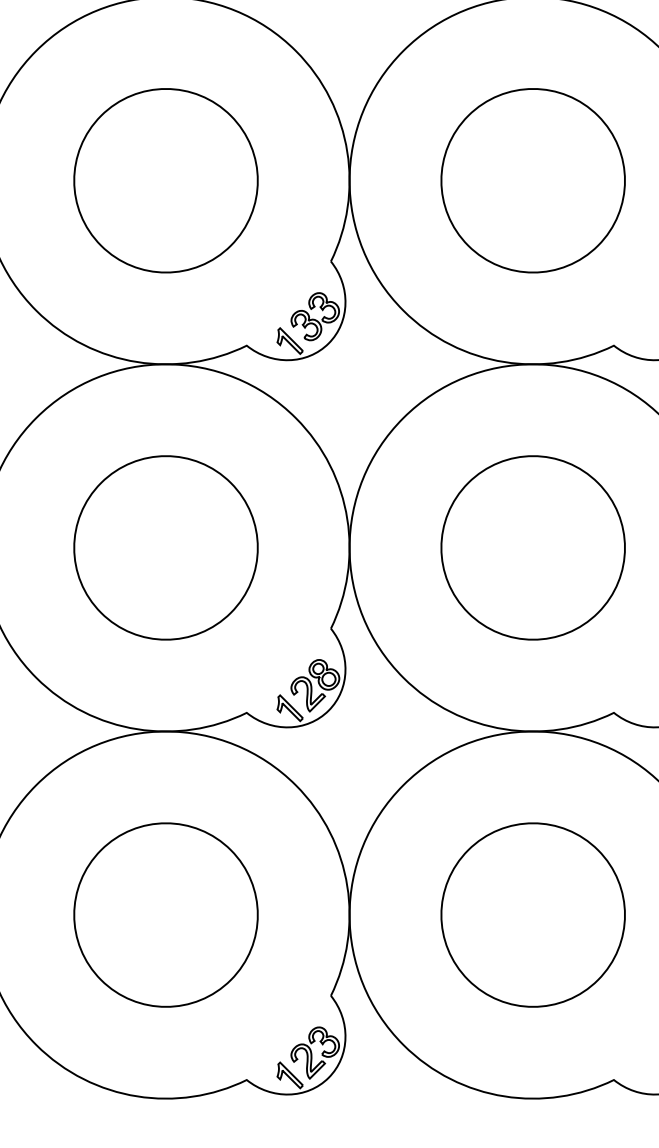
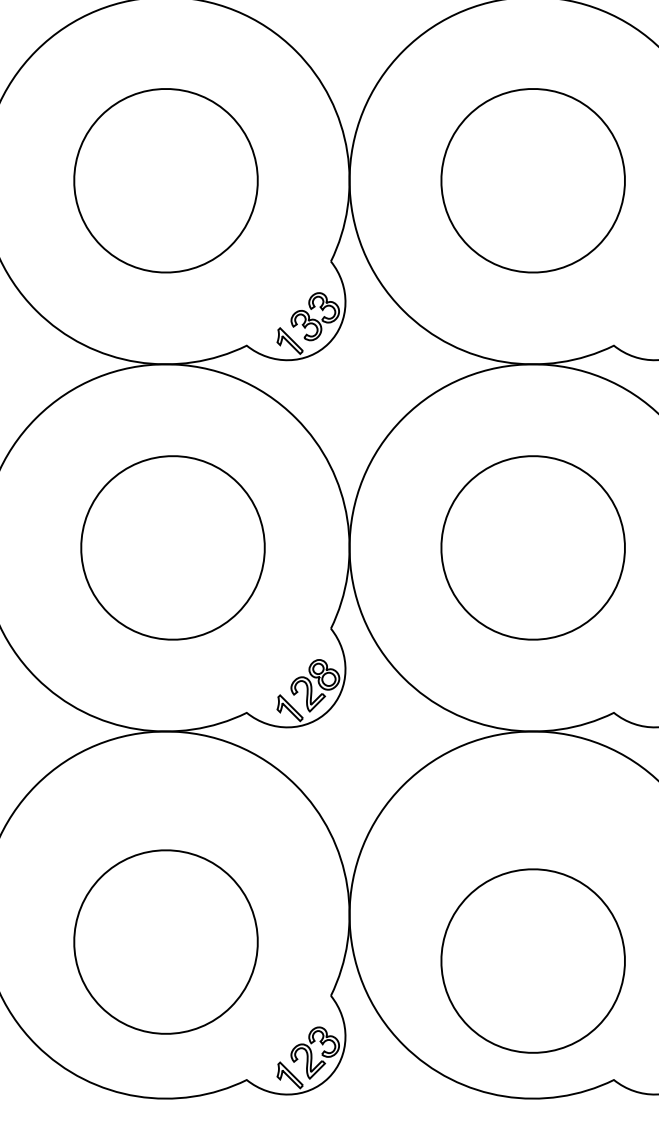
part position: (165, 547) -> (172, 547) (172, 547)
part position: (165, 914) -> (165, 941) (165, 941)
part position: (532, 914) -> (532, 960) (532, 960)
